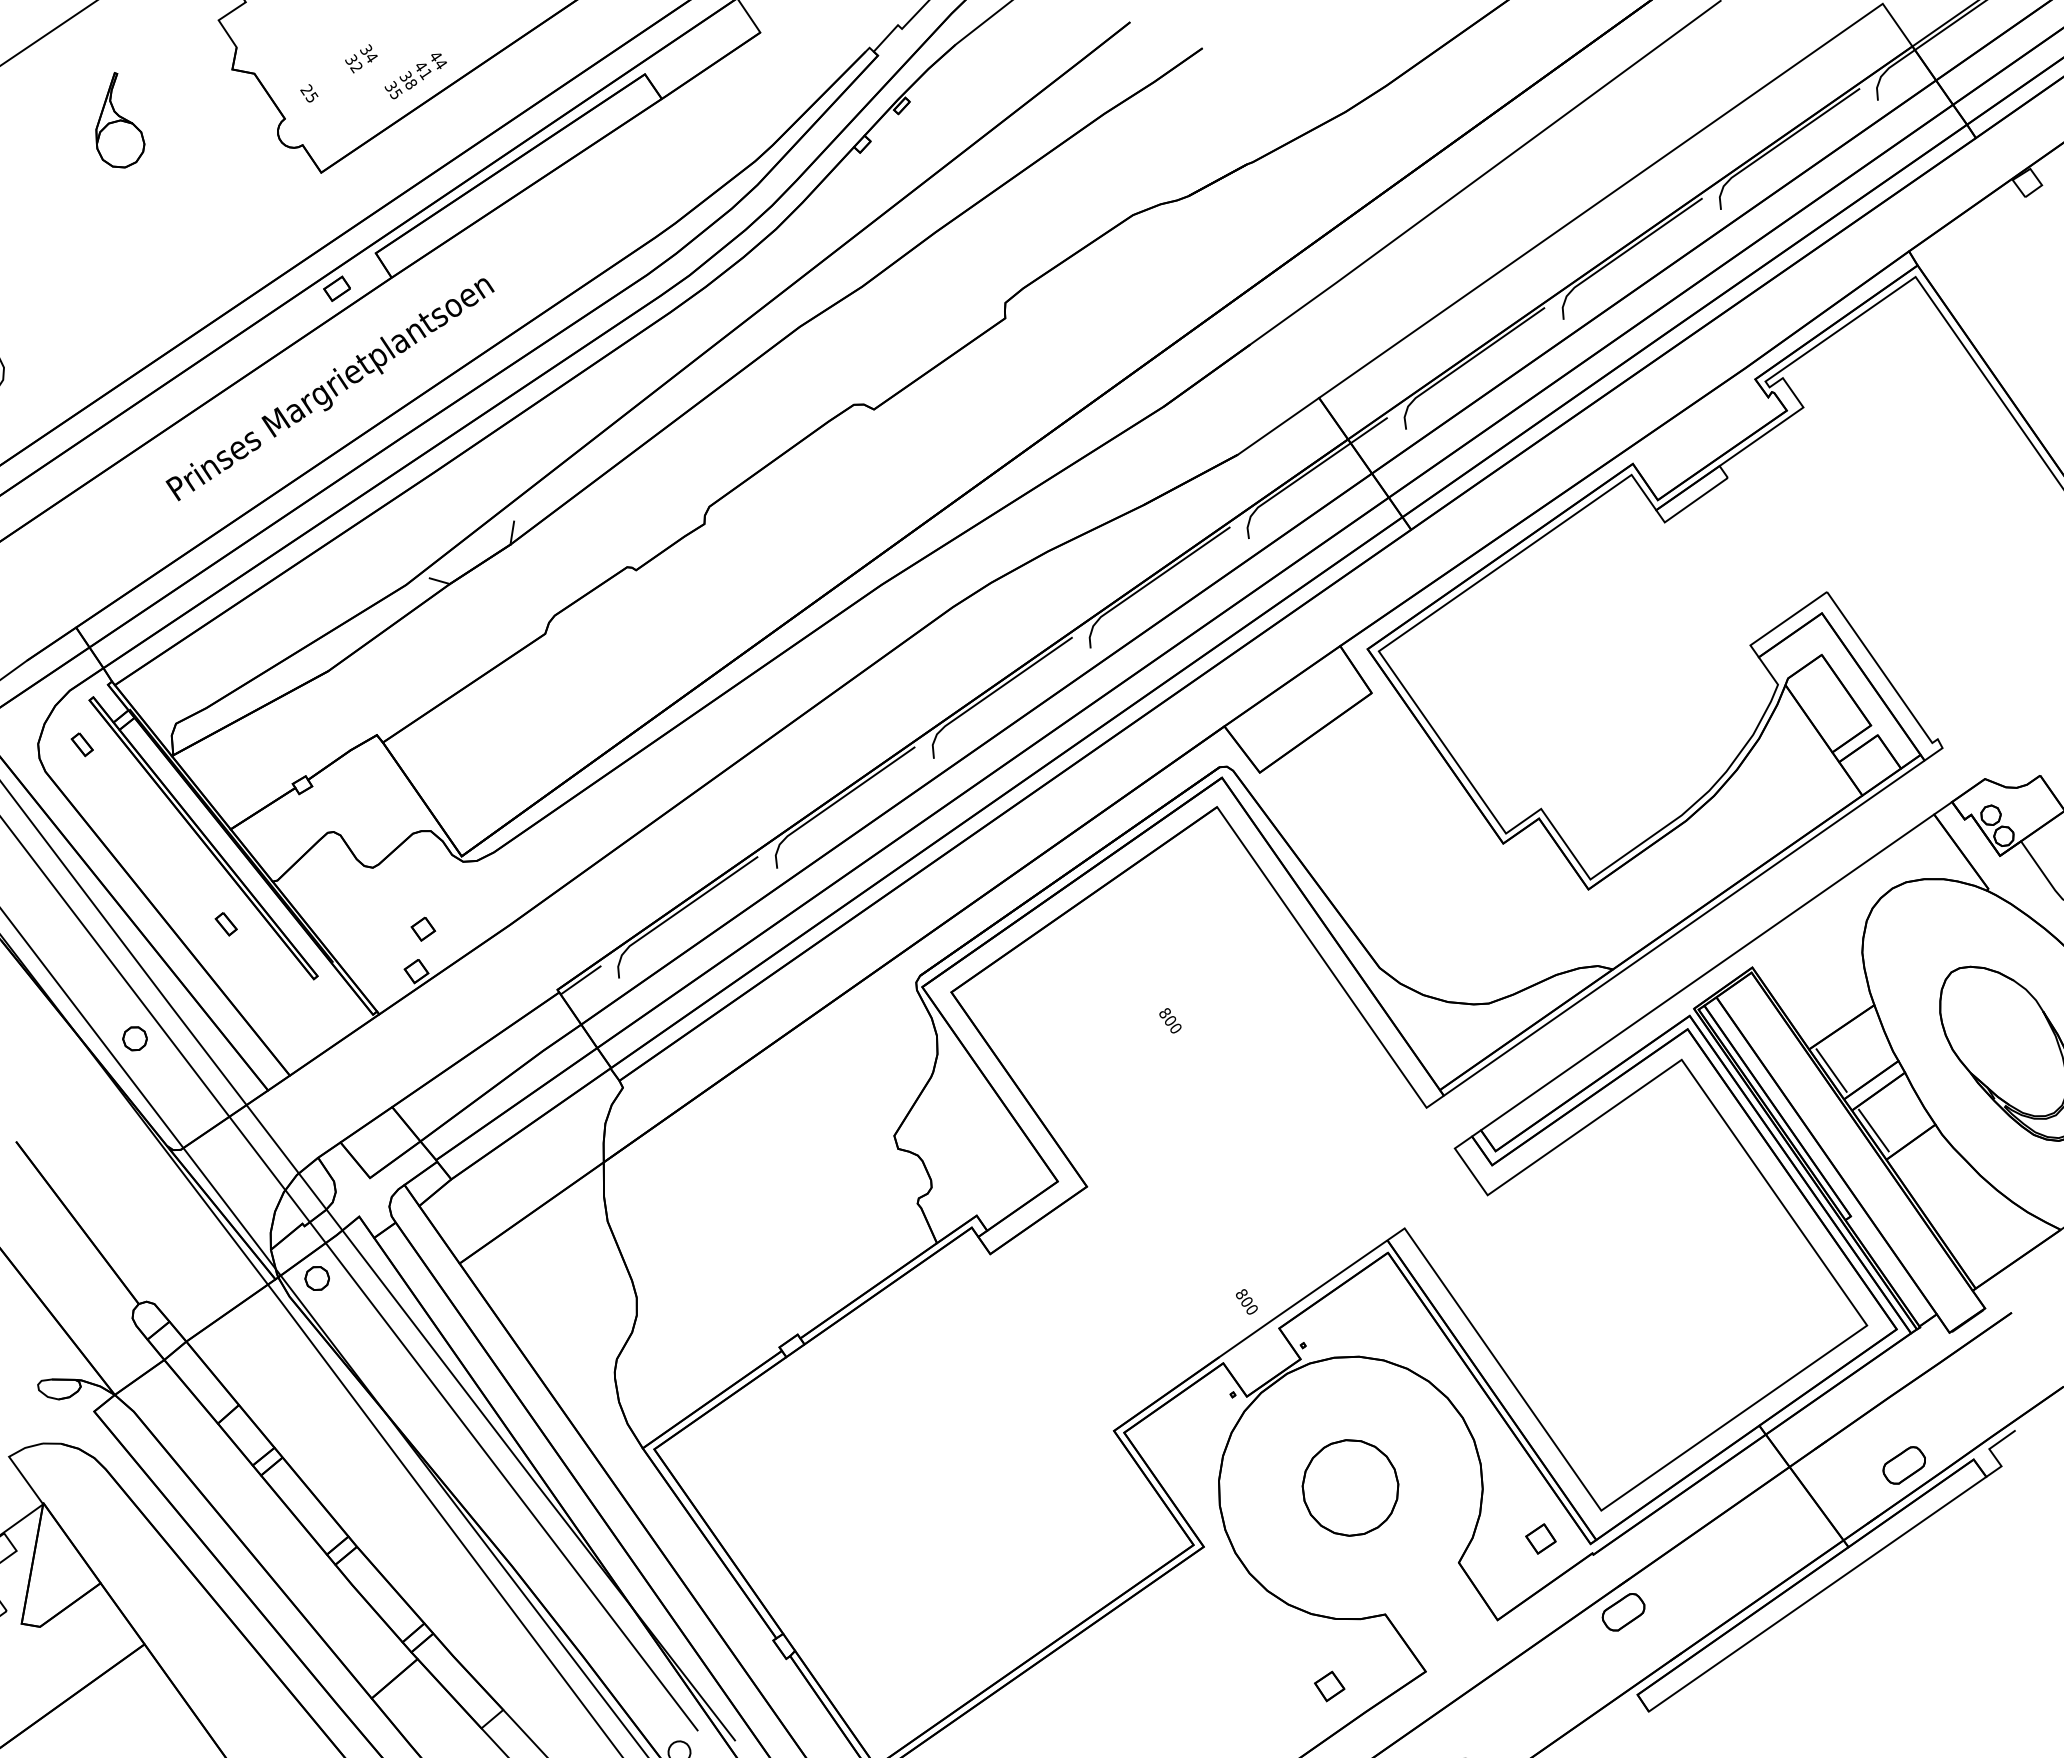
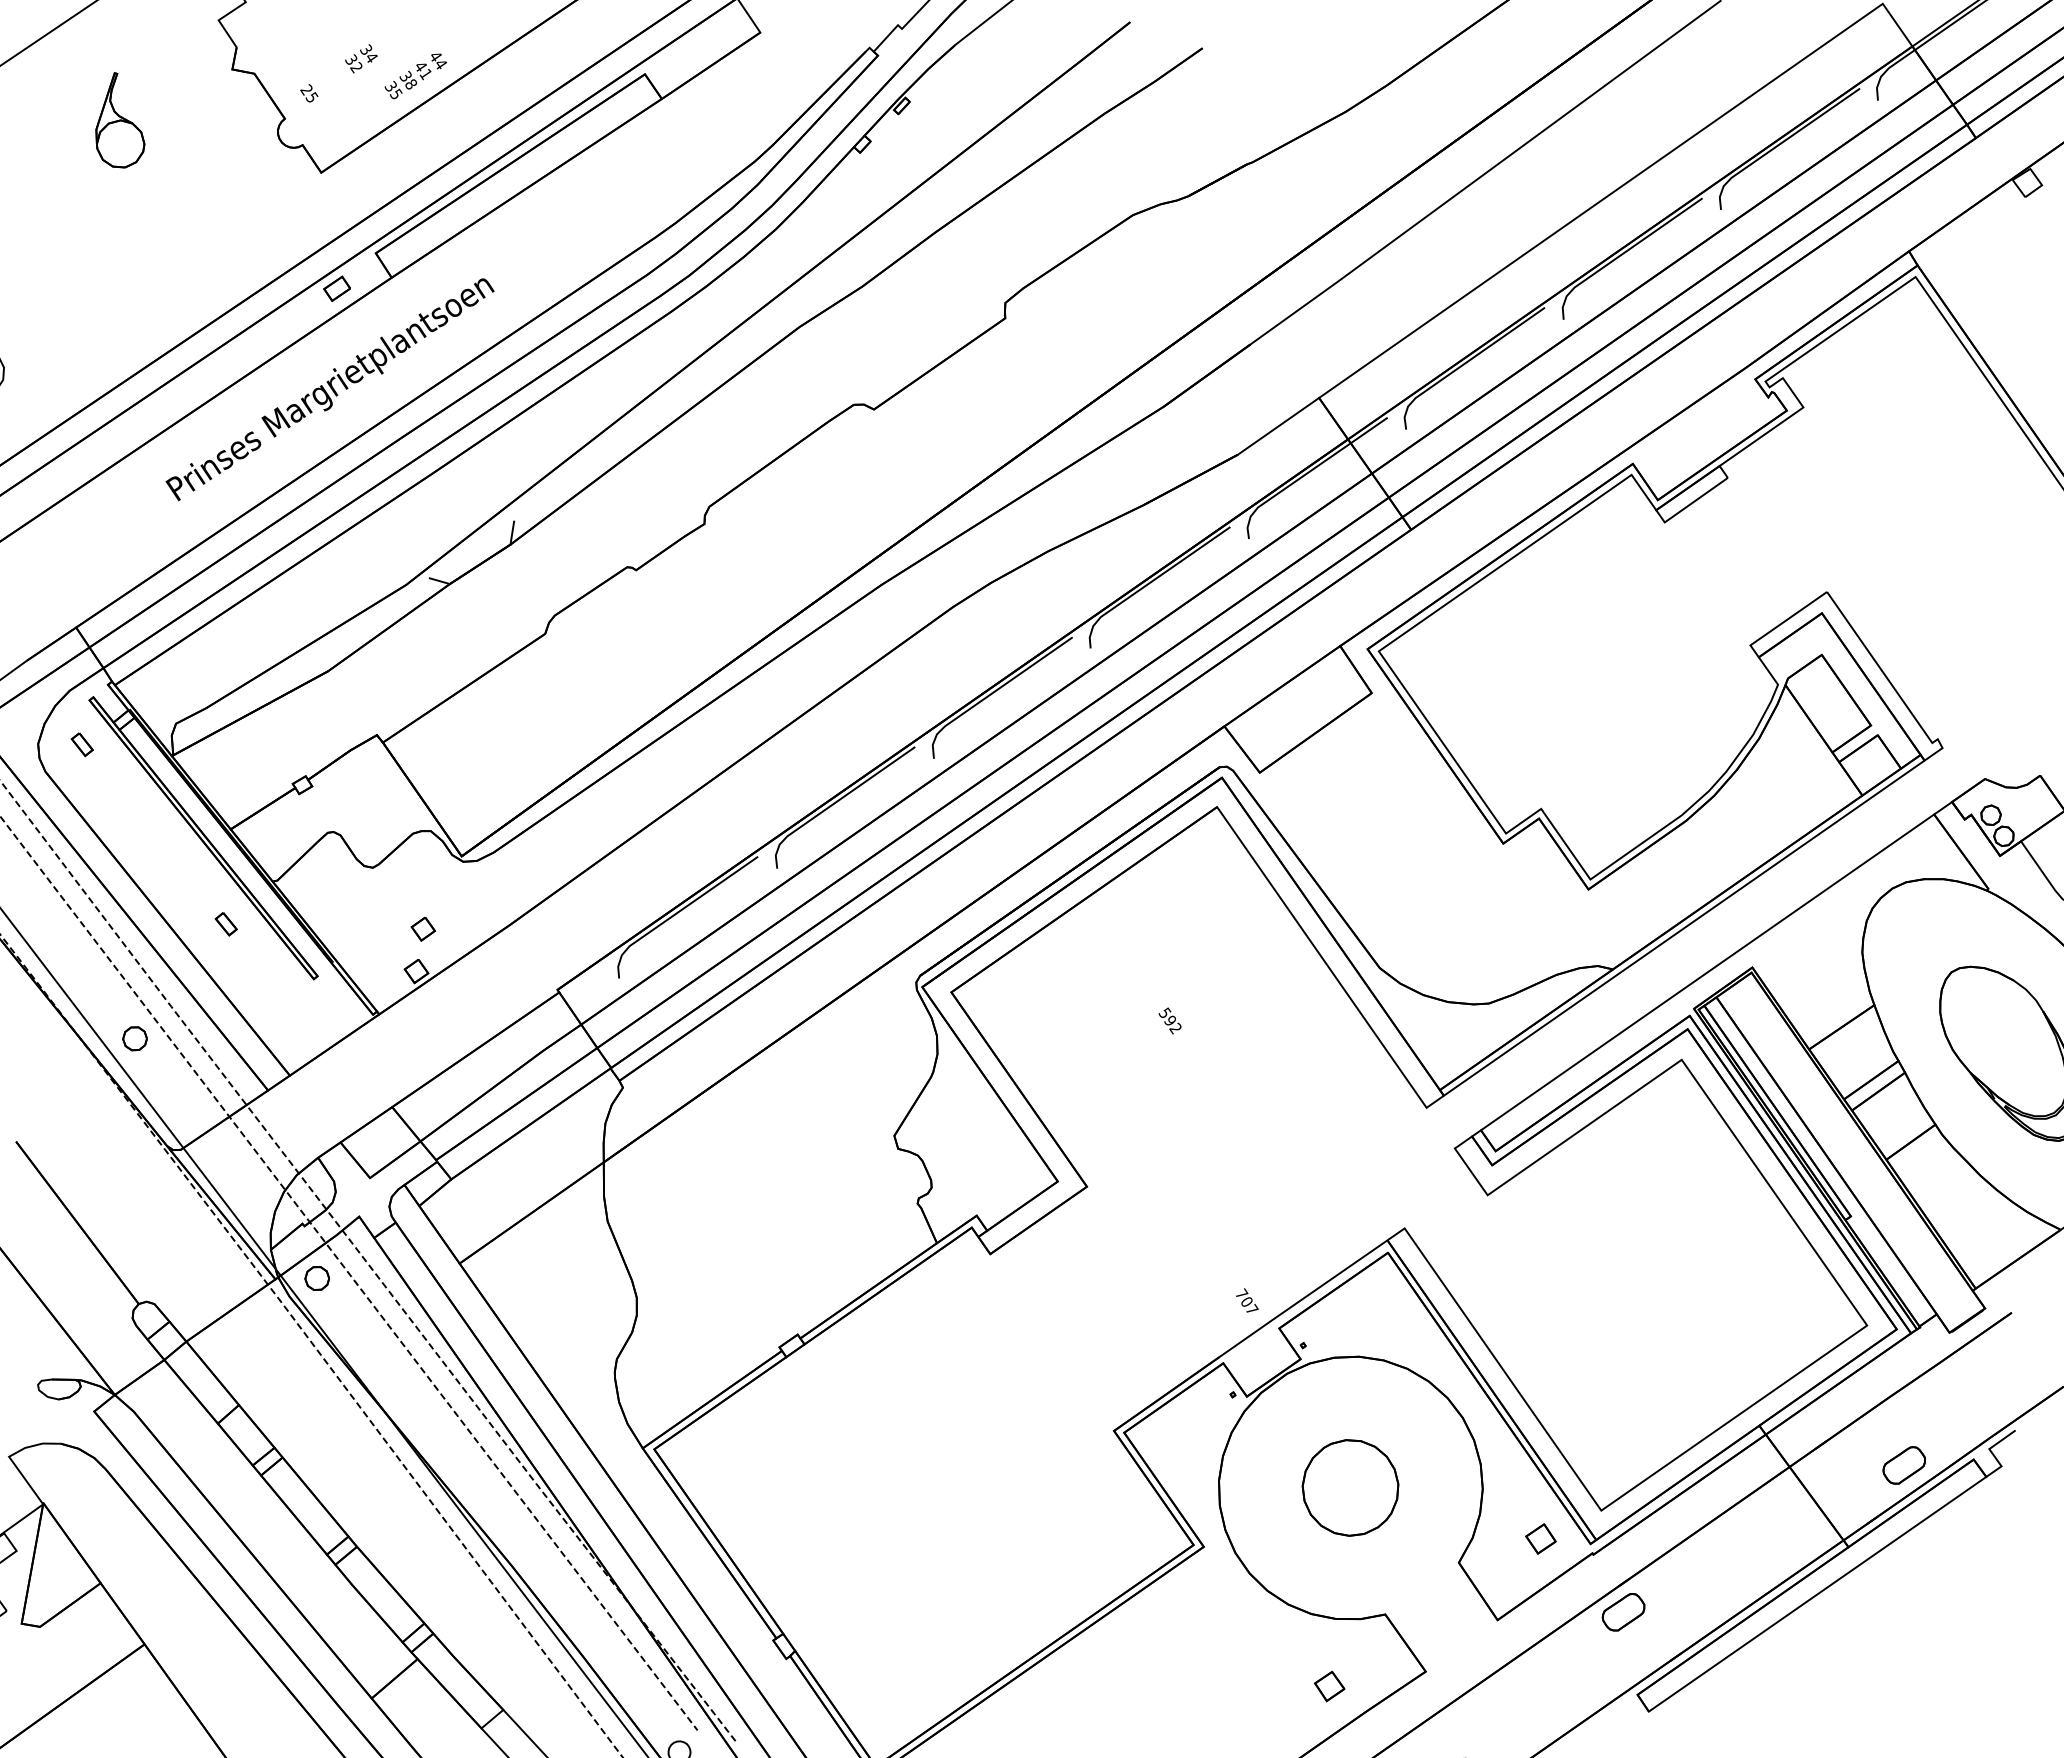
line: present -> none (580, 980)
text: 800 -> 592 (1169, 1020)
line: present -> none (1831, 1070)
line: present -> none (1873, 1130)
line: solid -> dashed (366, 1261)
line: solid -> dashed (348, 1273)
text: 800 -> 707 (1247, 1301)
line: solid -> dashed (312, 1344)
